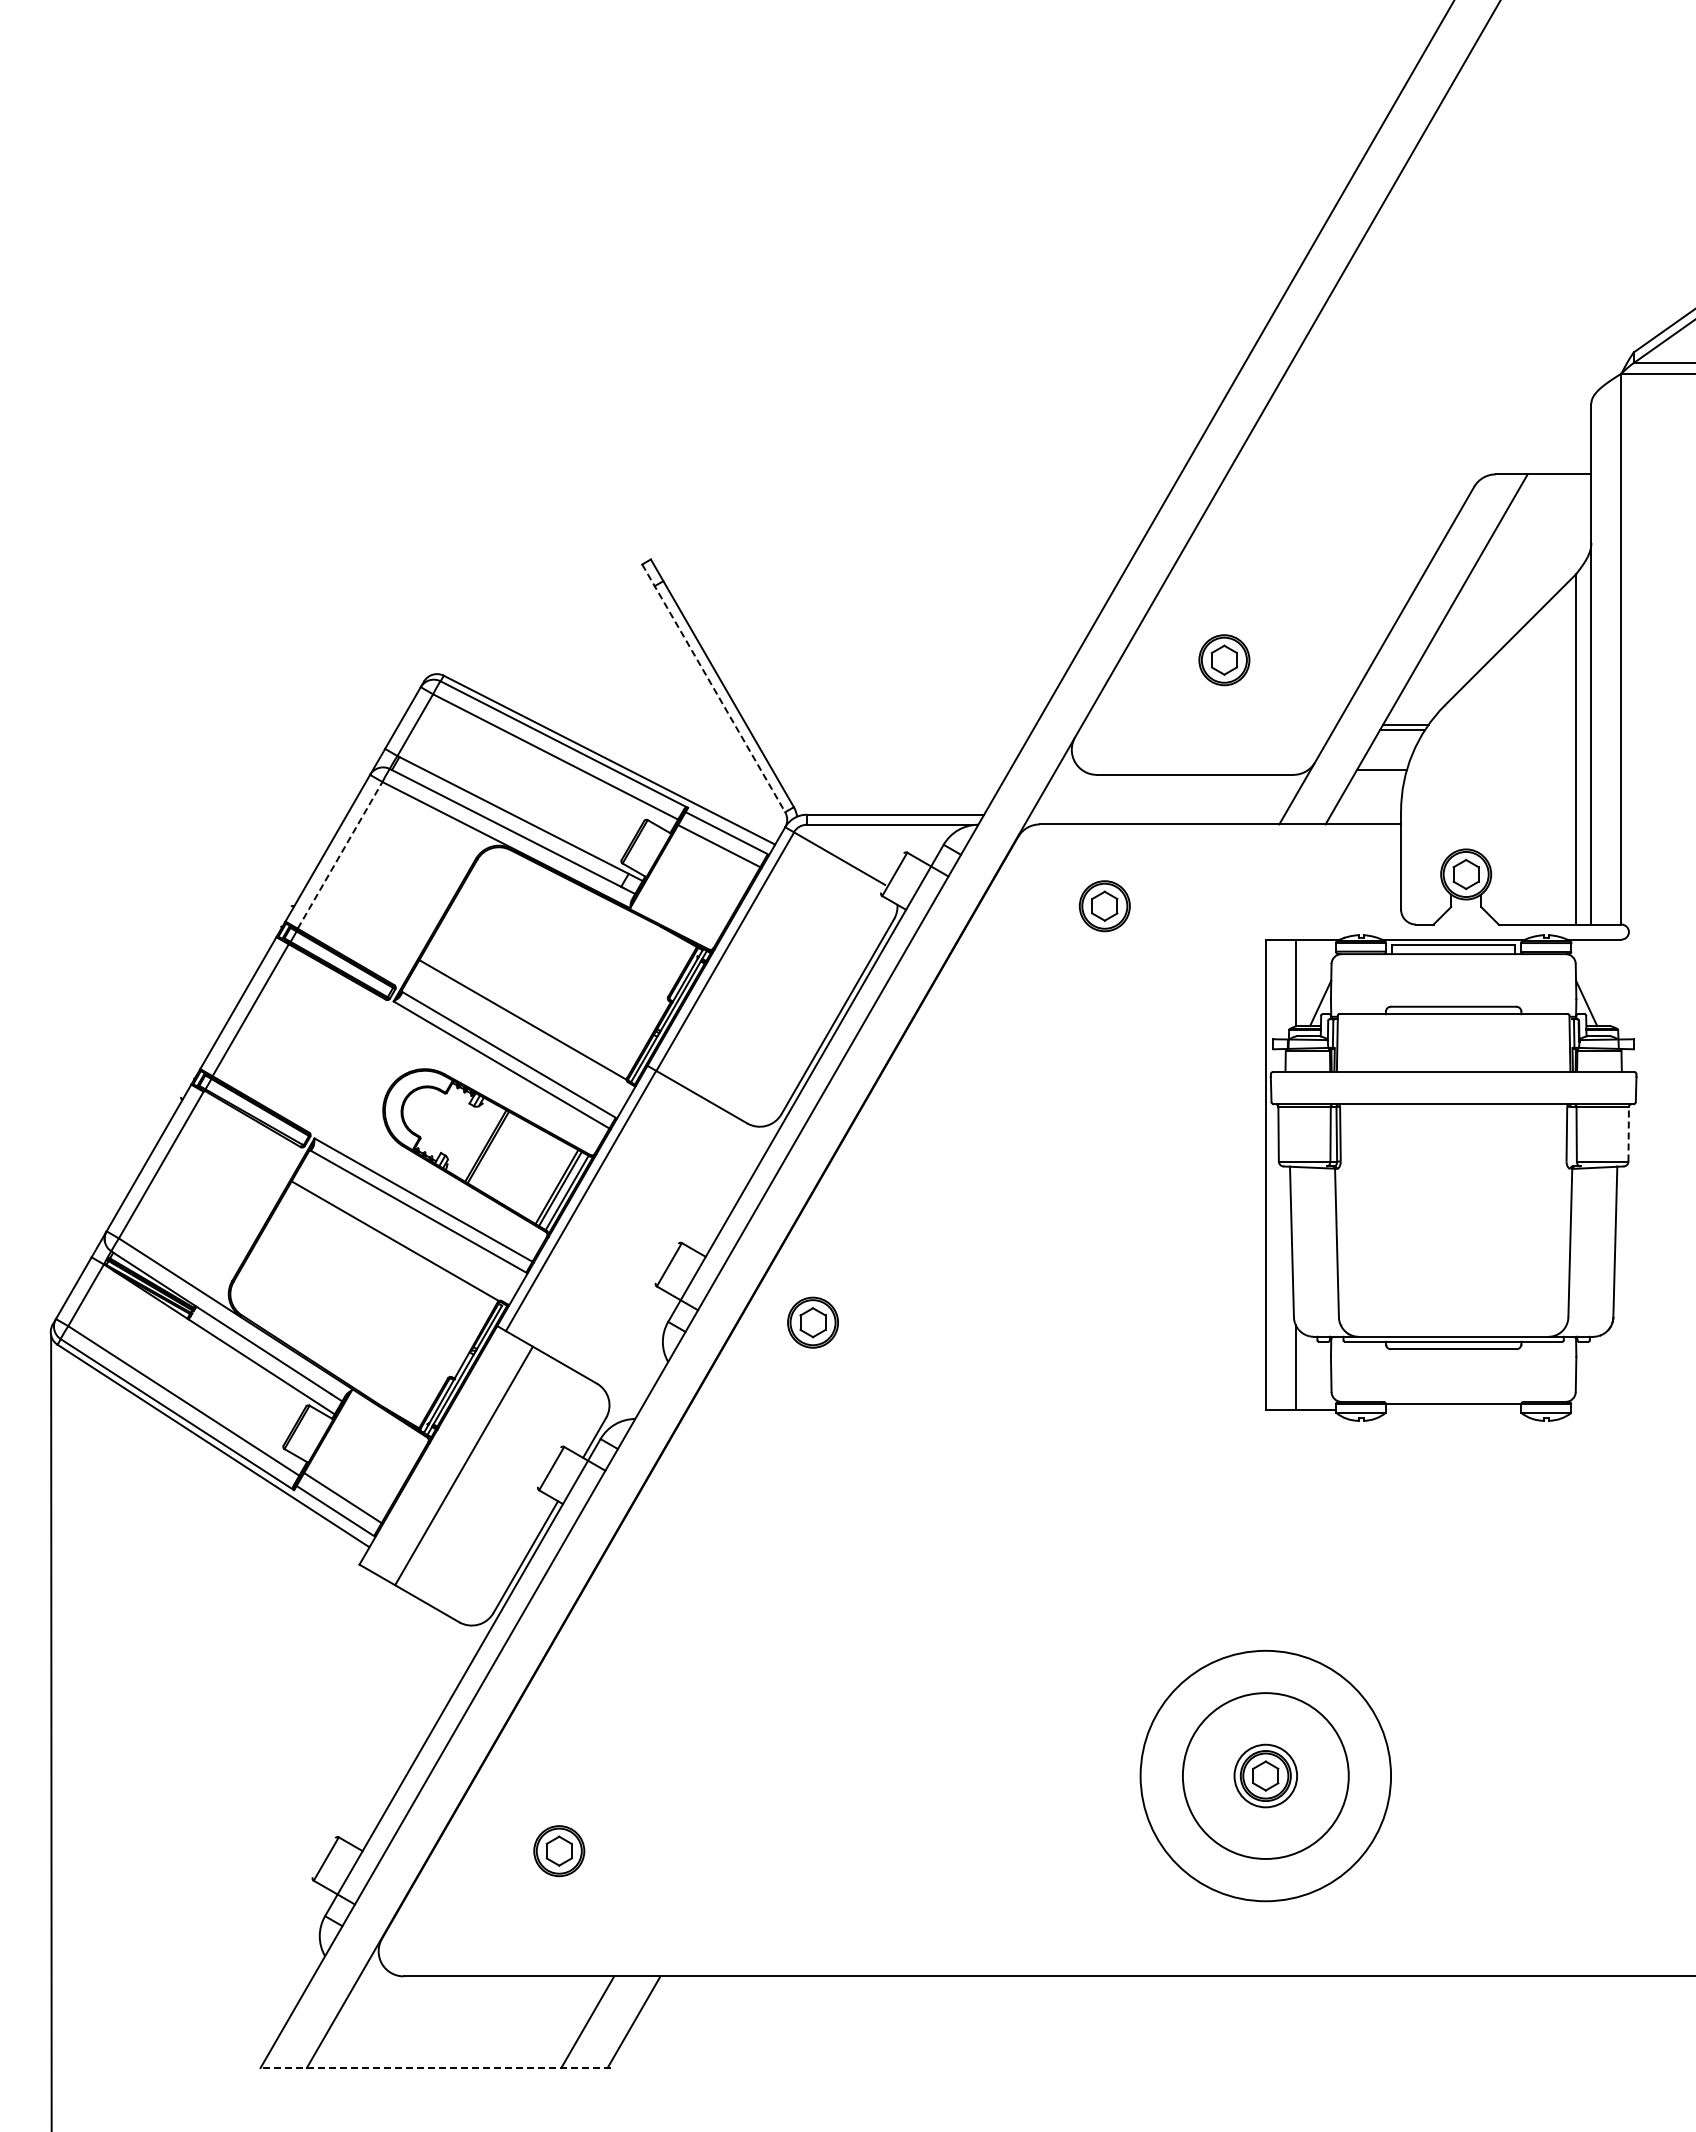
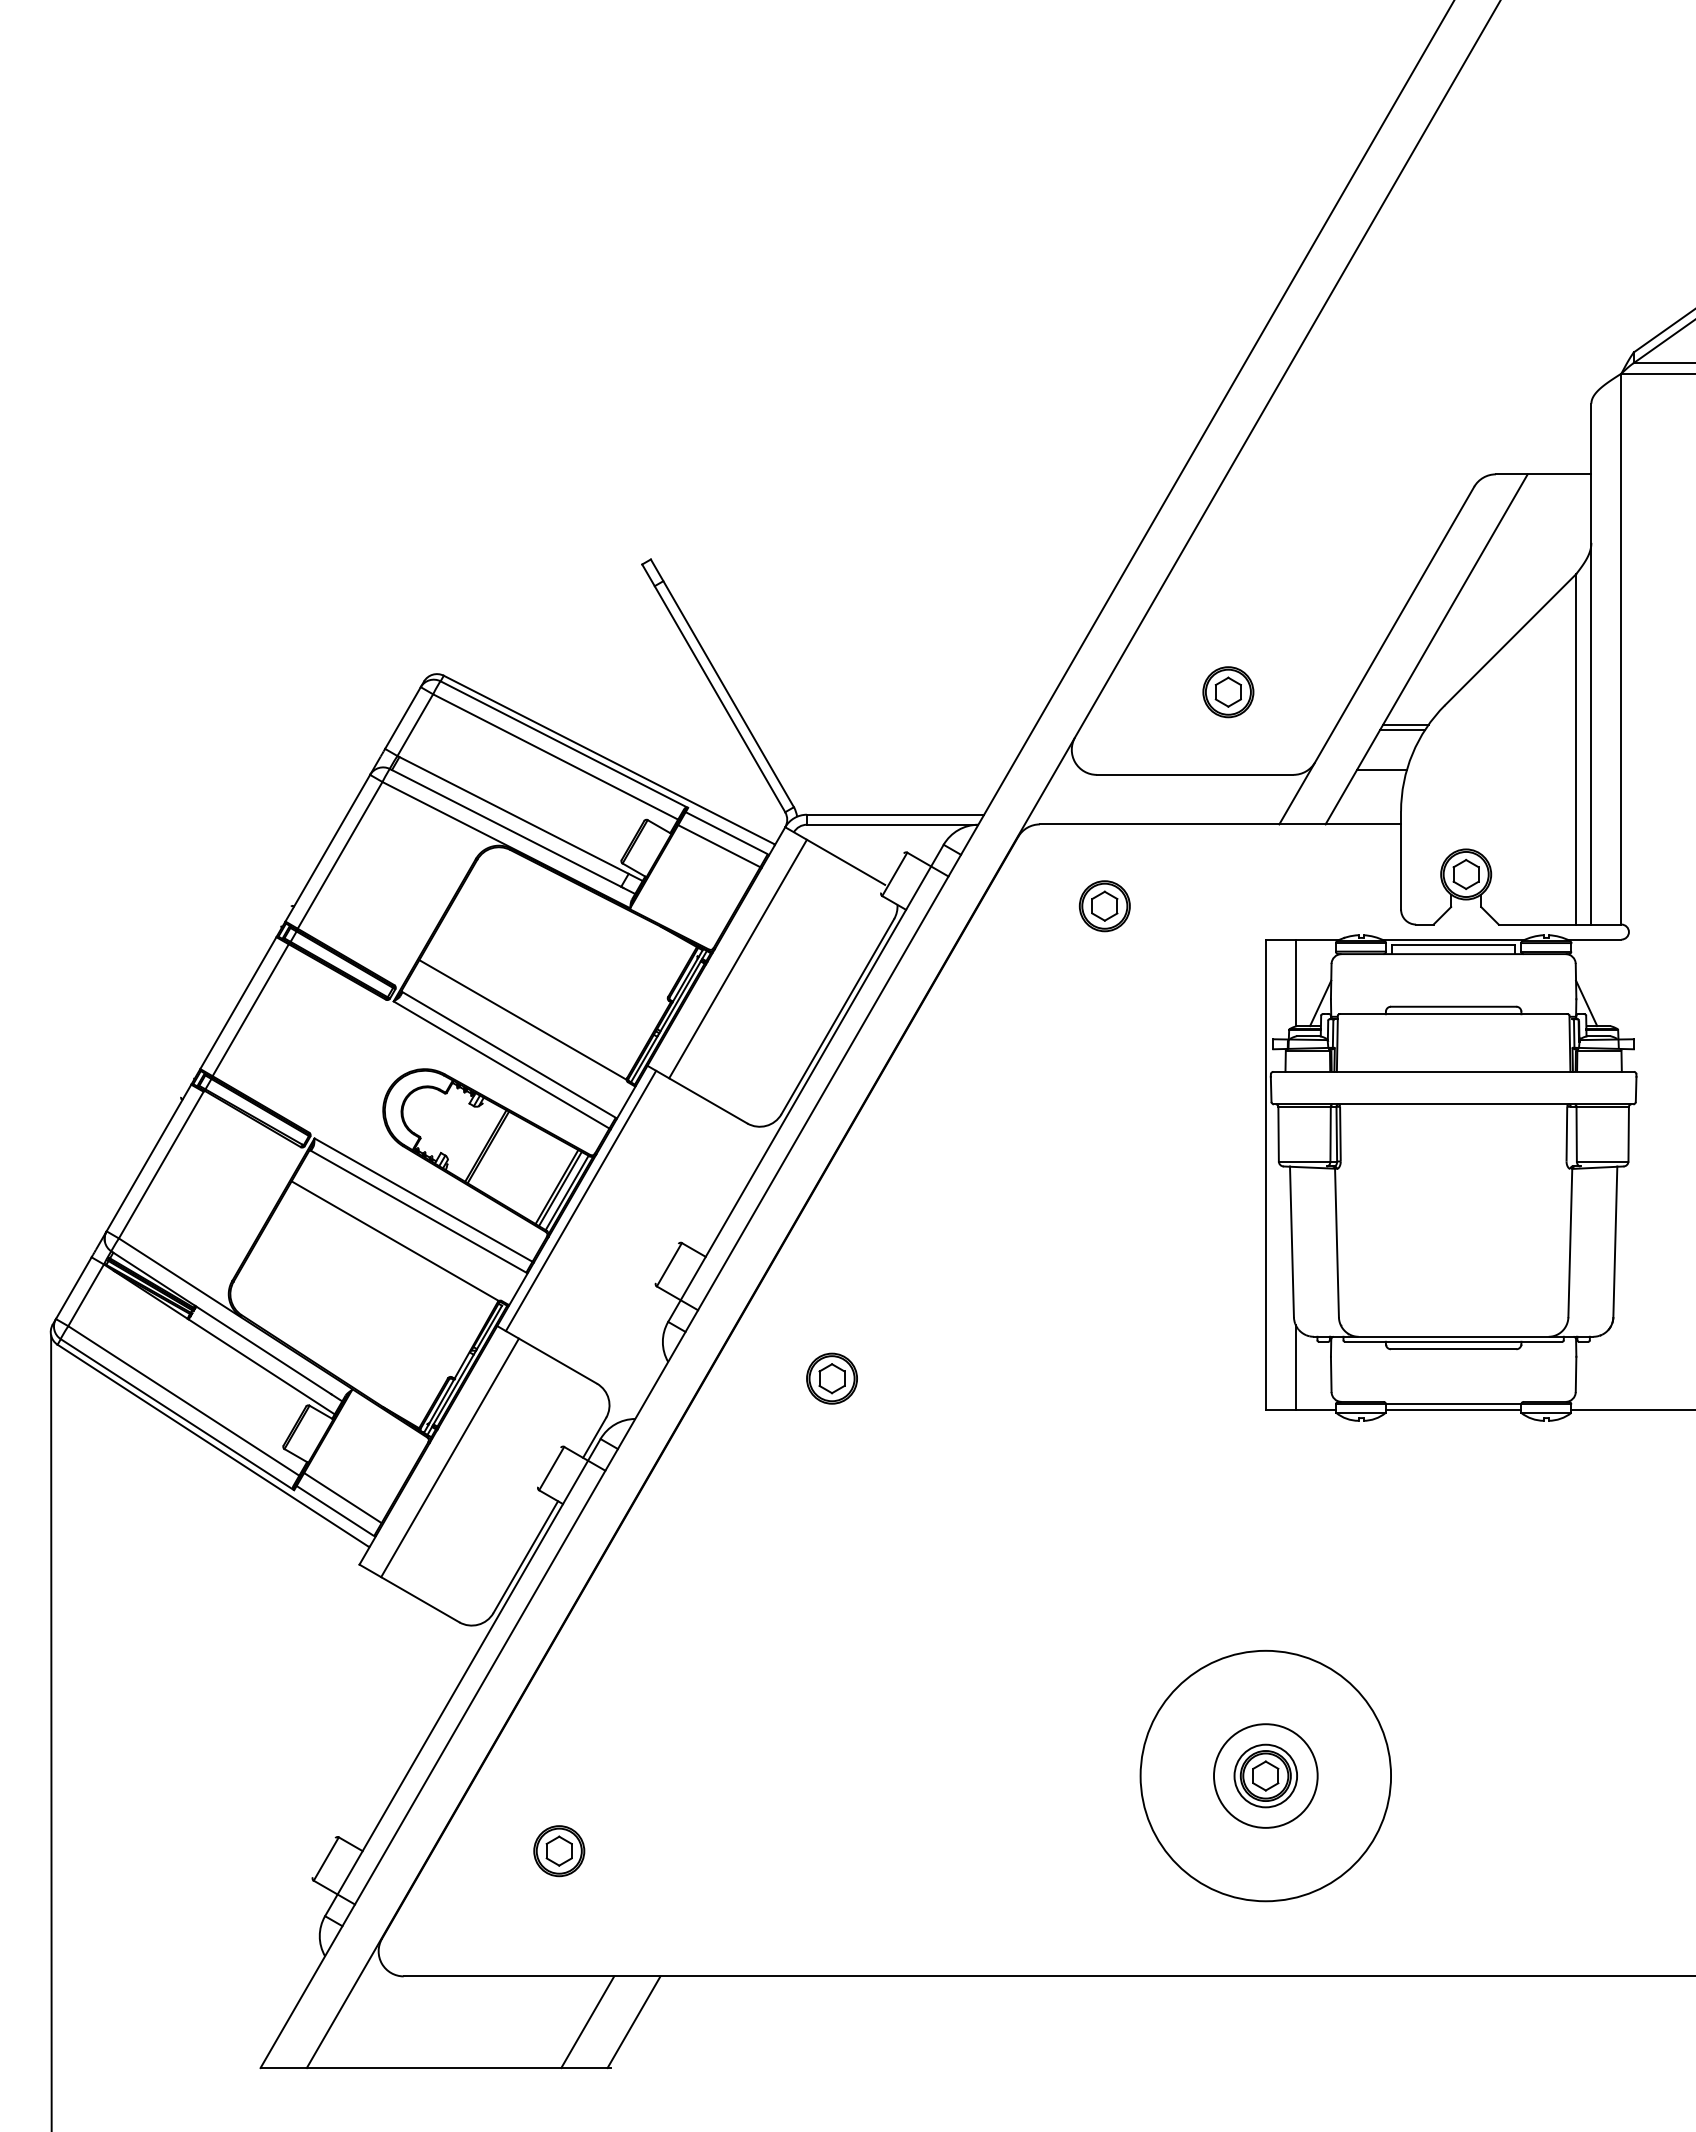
part position: (1224, 660) -> (1228, 692) (1228, 692)
line: dashed -> solid (713, 688)
line: dashed -> solid (340, 855)
line position: (724, 951) -> (737, 958) (737, 958)
line: dashed -> solid (1628, 1133)
part position: (812, 1322) -> (831, 1378) (831, 1378)
line: none -> present (1453, 1410)
line: none -> present (1631, 1410)
line position: (463, 1465) -> (449, 1457) (449, 1457)
circle diameter: 166 px -> 104 px (1265, 1775)
line: dashed -> solid (435, 2068)
